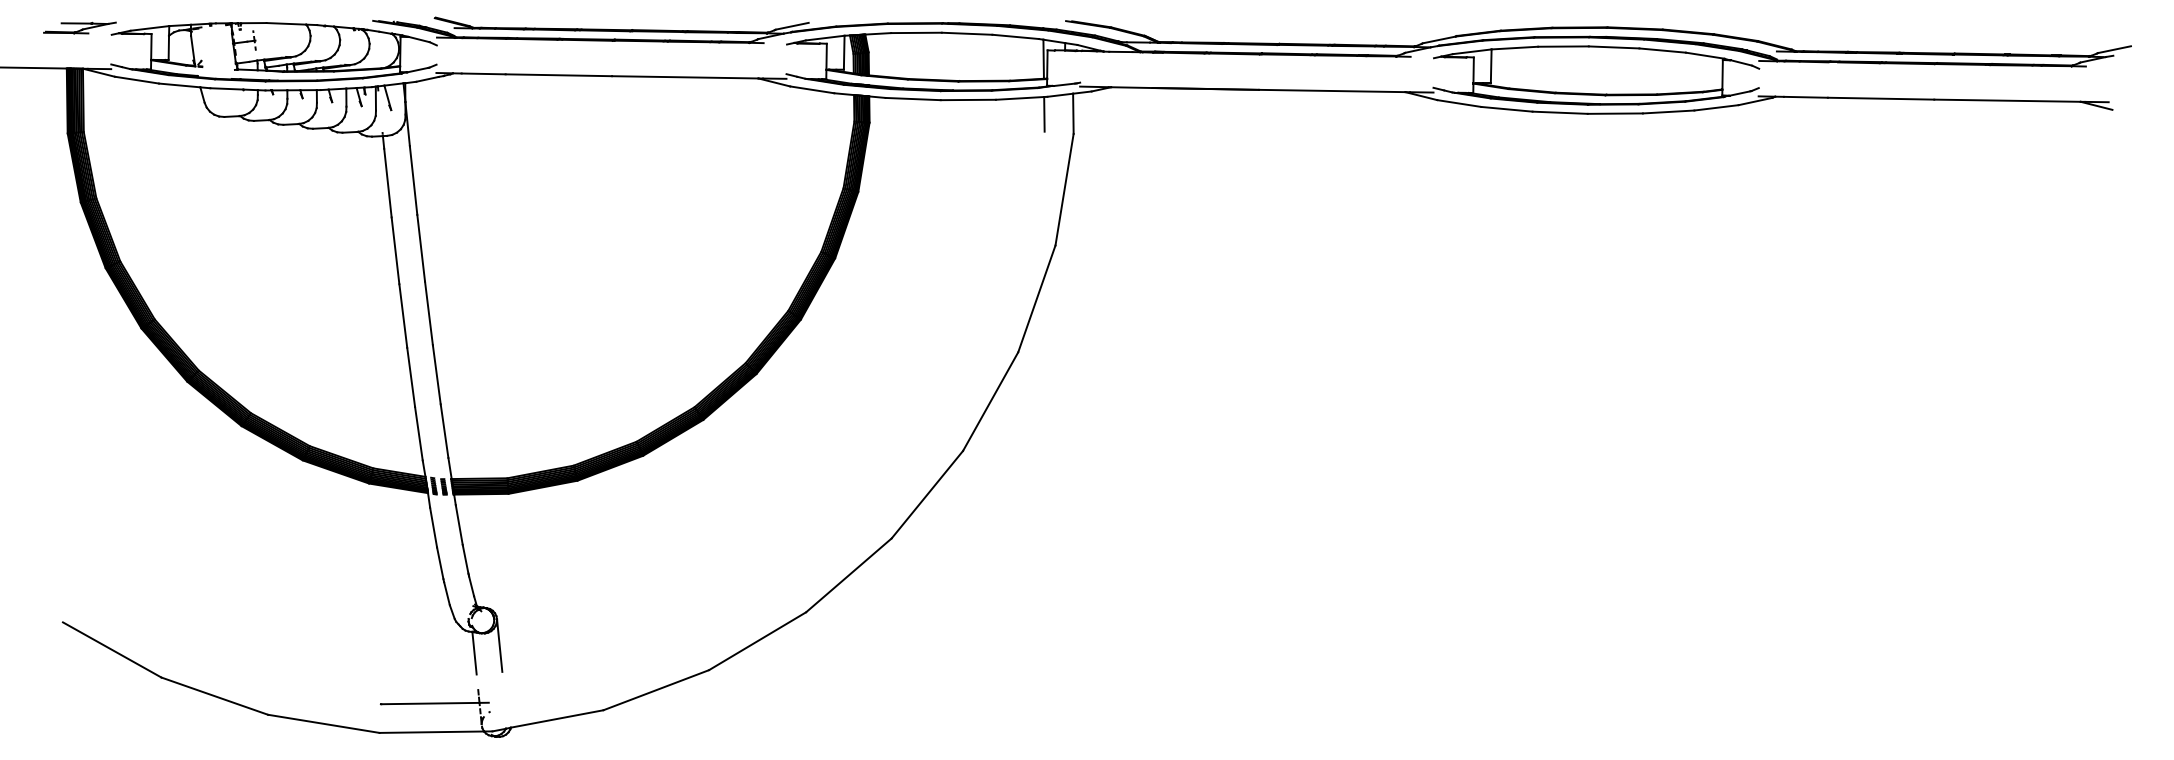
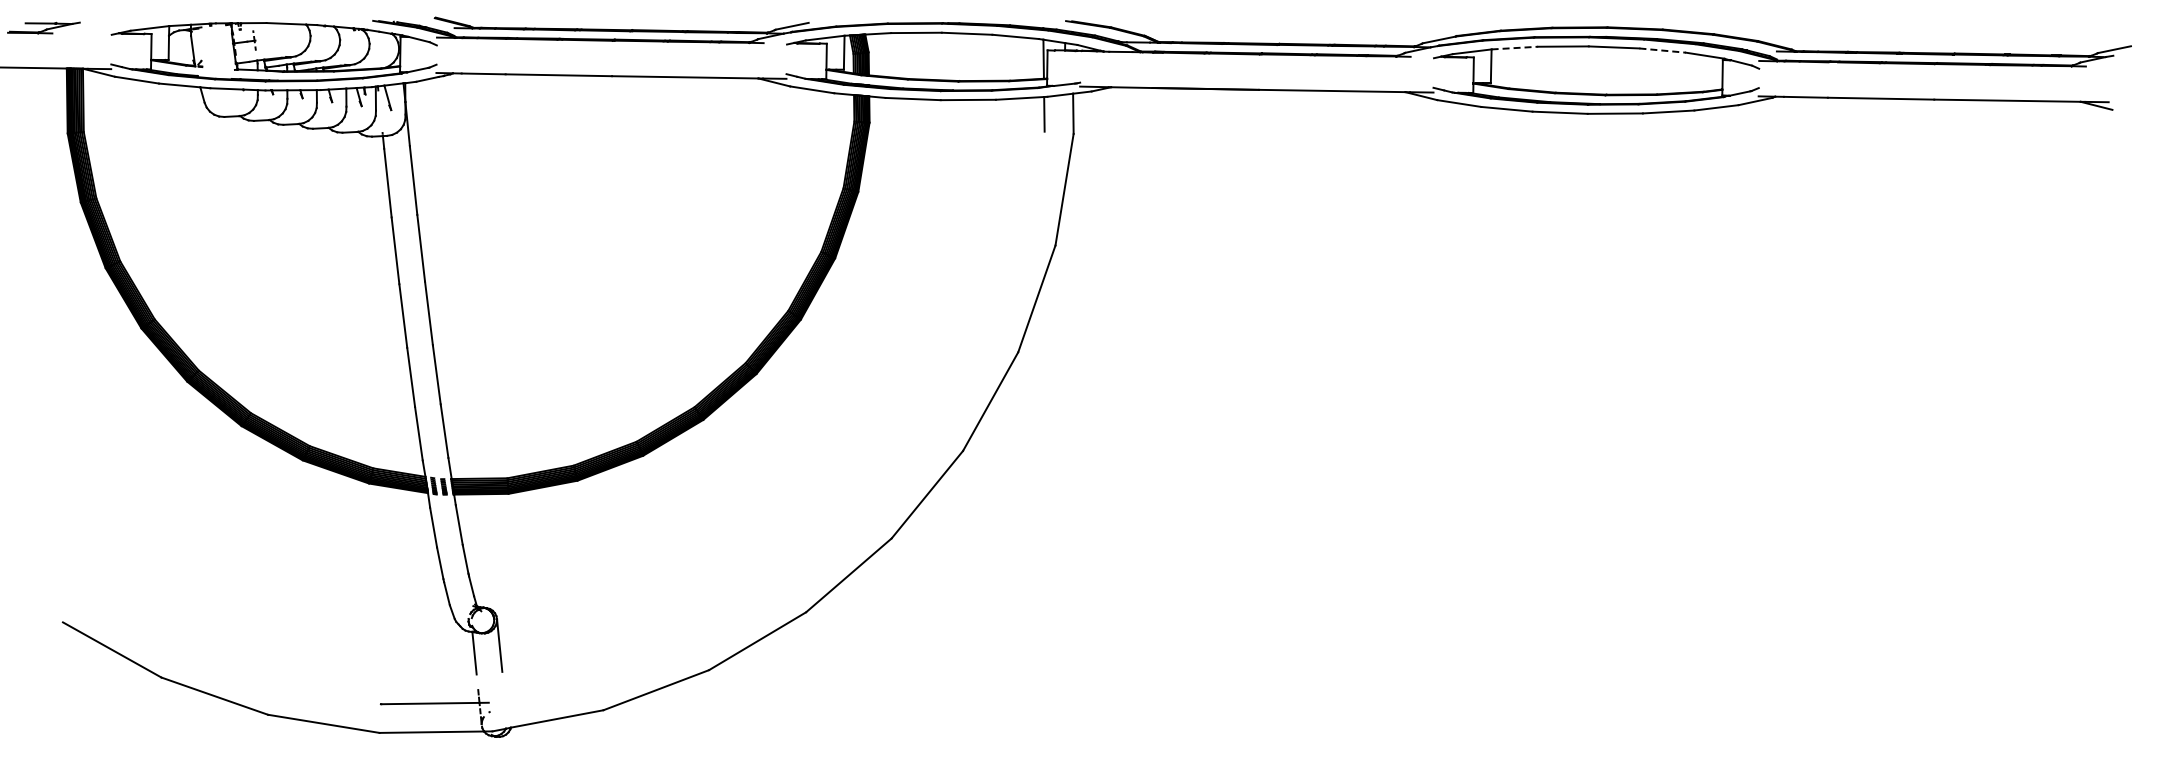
part position: (79, 27) -> (43, 27) (43, 27)
line: solid -> dashed (1515, 48)
line: solid -> dashed (1663, 50)
